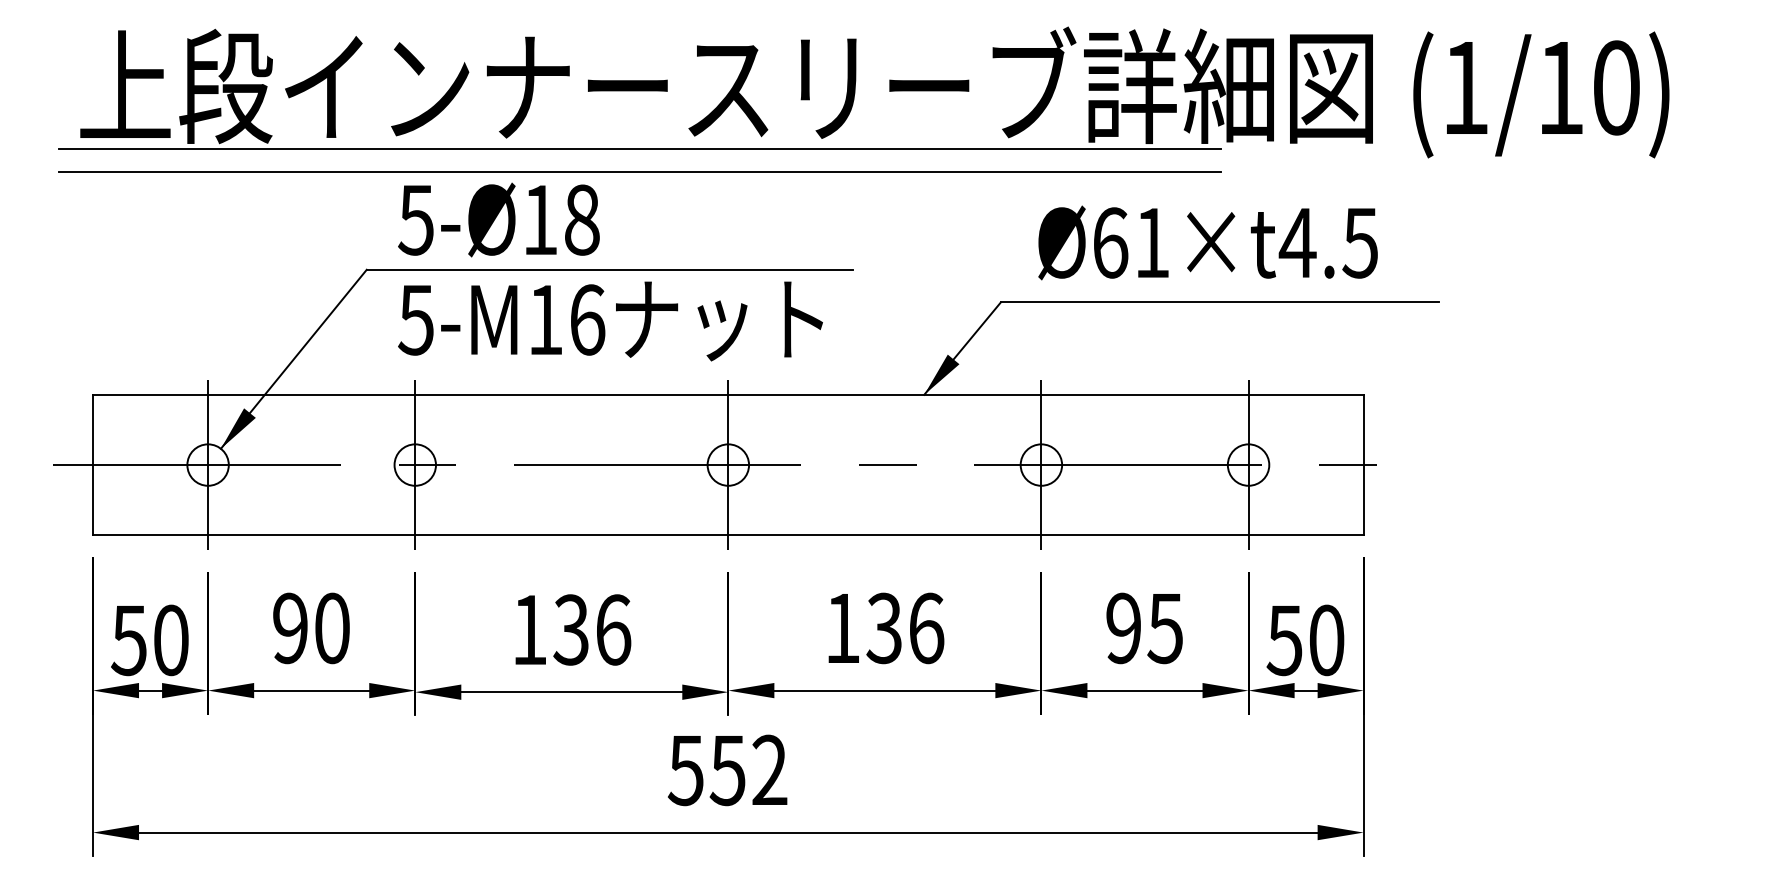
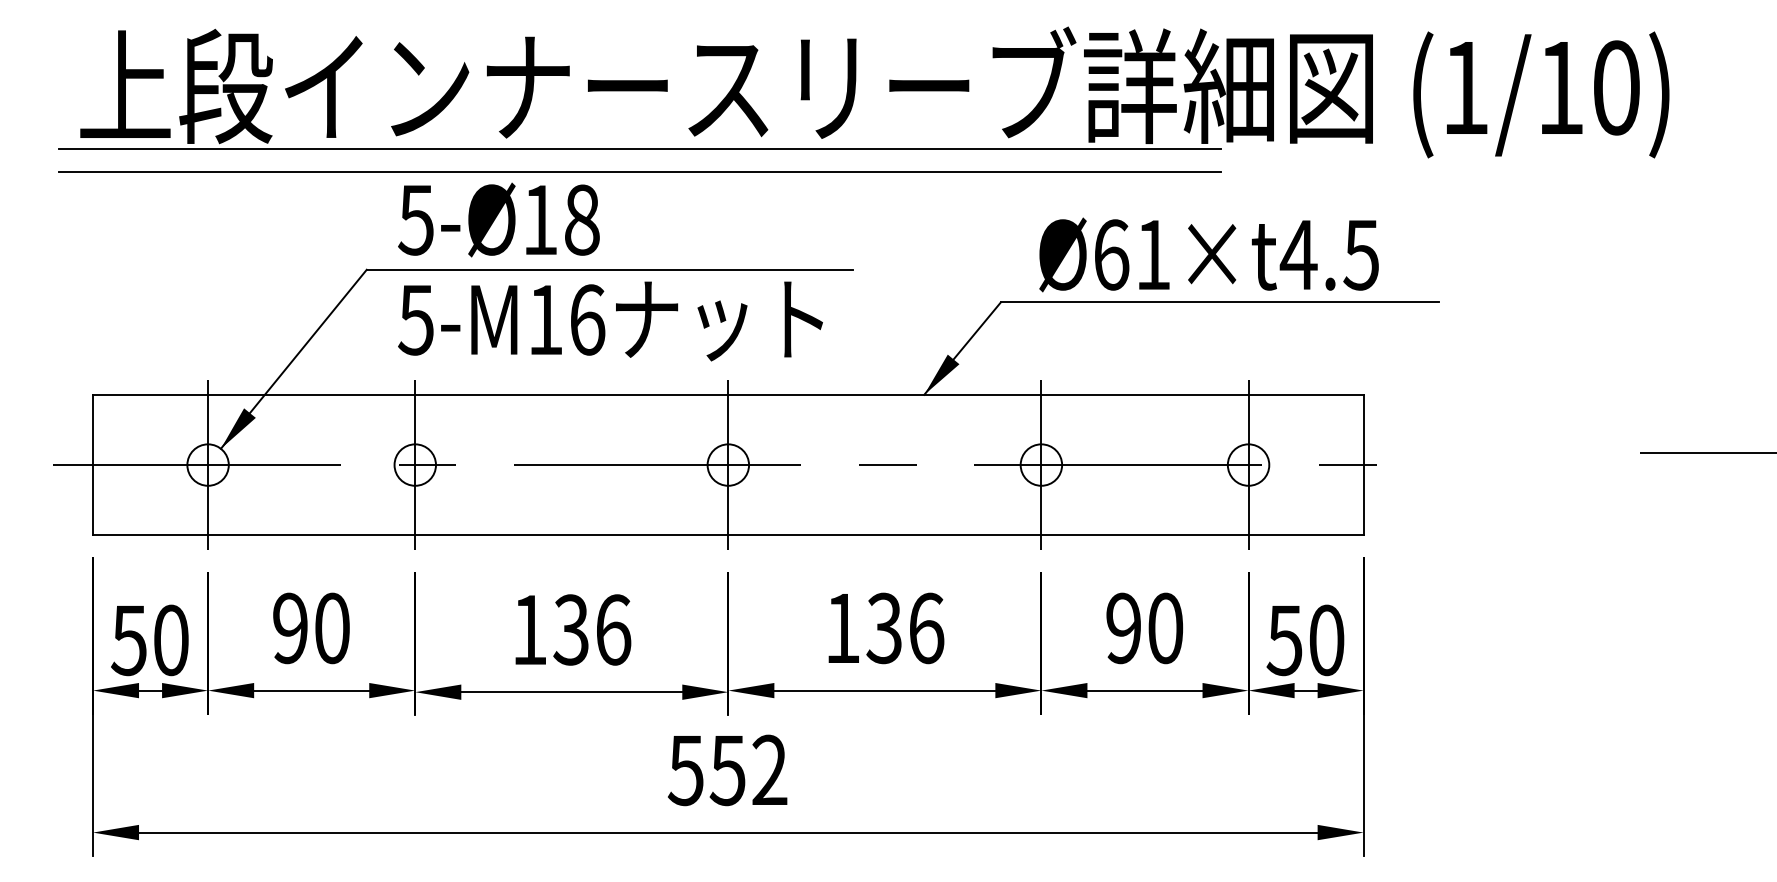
text position: (1207, 242) -> (1208, 254) (1208, 254)
line: none -> present (1706, 452)
text: 95 -> 90 (1165, 628)
